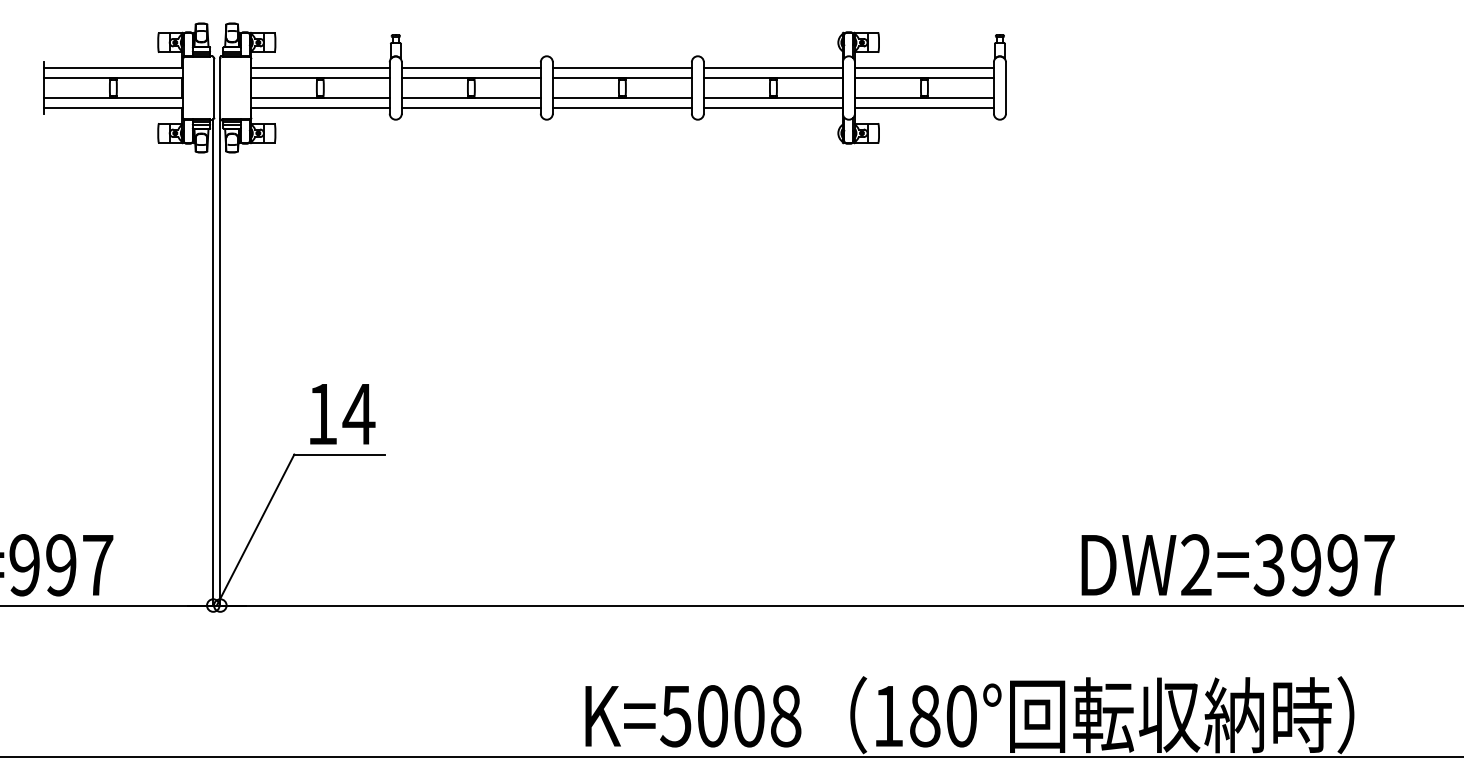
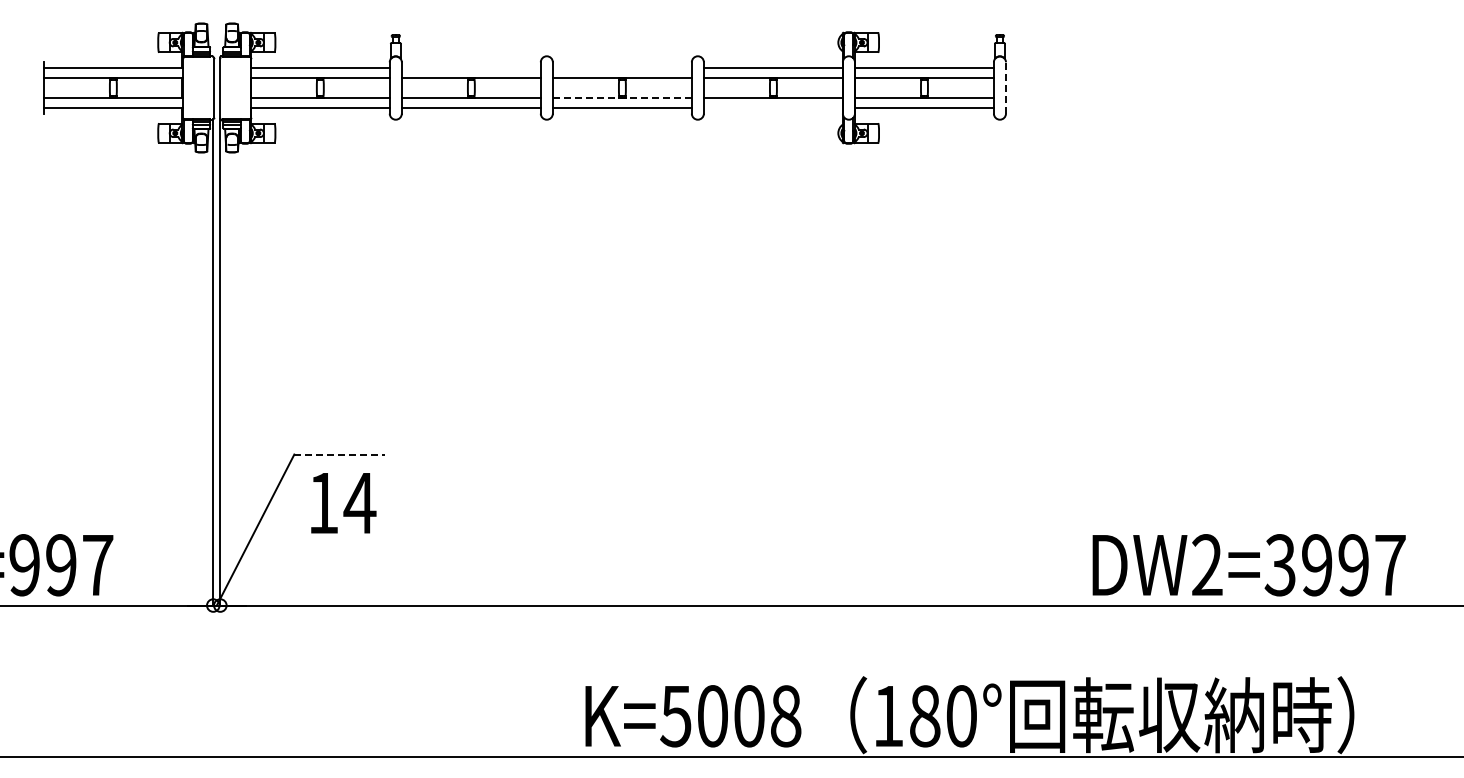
line: present -> none (470, 67)
line: present -> none (621, 67)
line: solid -> dashed (1005, 88)
line: solid -> dashed (622, 98)
line: present -> none (772, 108)
text position: (342, 414) -> (343, 503) (343, 503)
line: solid -> dashed (339, 454)
text position: (1237, 565) -> (1248, 565) (1248, 565)
